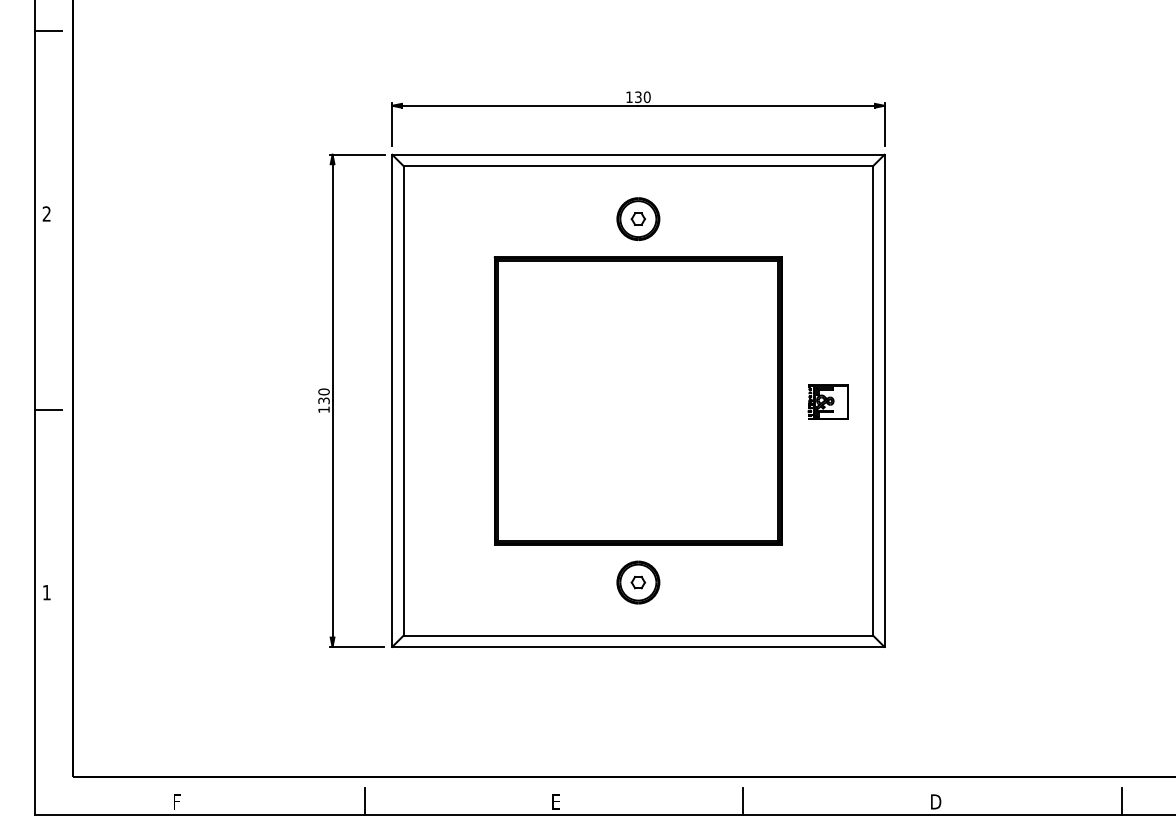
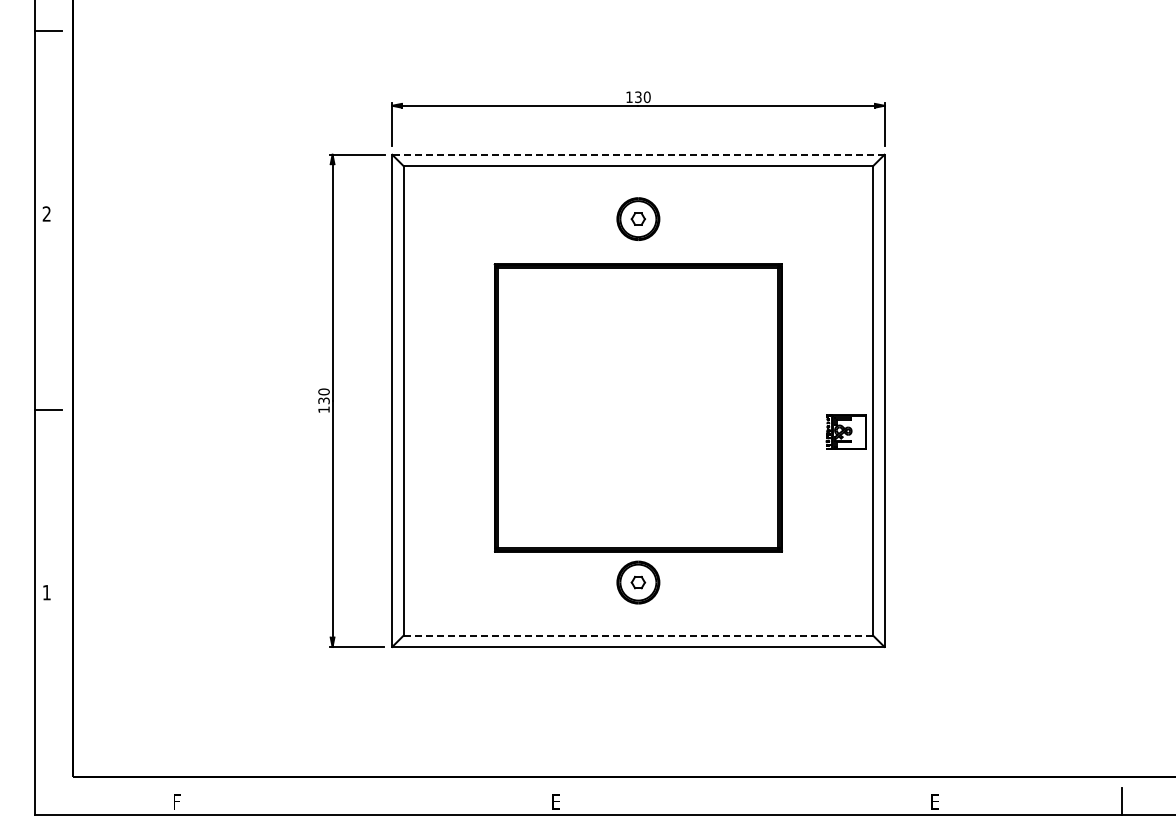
line: solid -> dashed (637, 154)
part position: (637, 400) -> (637, 407) (637, 407)
part position: (827, 401) -> (845, 431) (845, 431)
line: solid -> dashed (638, 635)
line: present -> none (364, 801)
line: present -> none (743, 801)
text: D -> E (936, 801)
